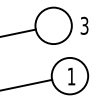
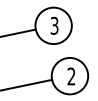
text position: (84, 25) -> (54, 25) (54, 25)
text: 1 -> 2 (71, 76)
